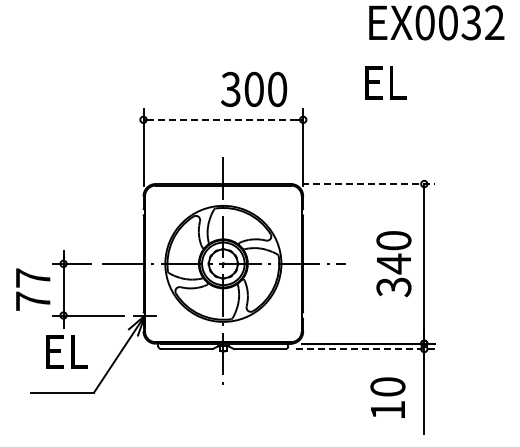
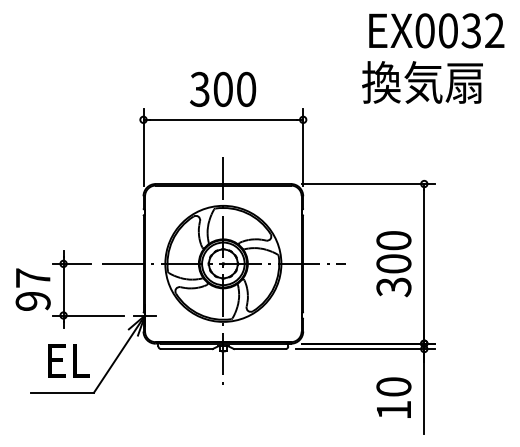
text position: (436, 22) -> (436, 30) (436, 30)
text: EL -> 換気扇 (422, 82)
text position: (254, 88) -> (223, 88) (223, 88)
line: dashed -> solid (222, 119)
line: dashed -> solid (368, 184)
text: 340 -> 300 (393, 263)
text: 77 -> 97 (32, 300)
line: dashed -> solid (366, 349)
text position: (66, 351) -> (68, 360) (68, 360)
text position: (387, 397) -> (393, 397) (393, 397)
